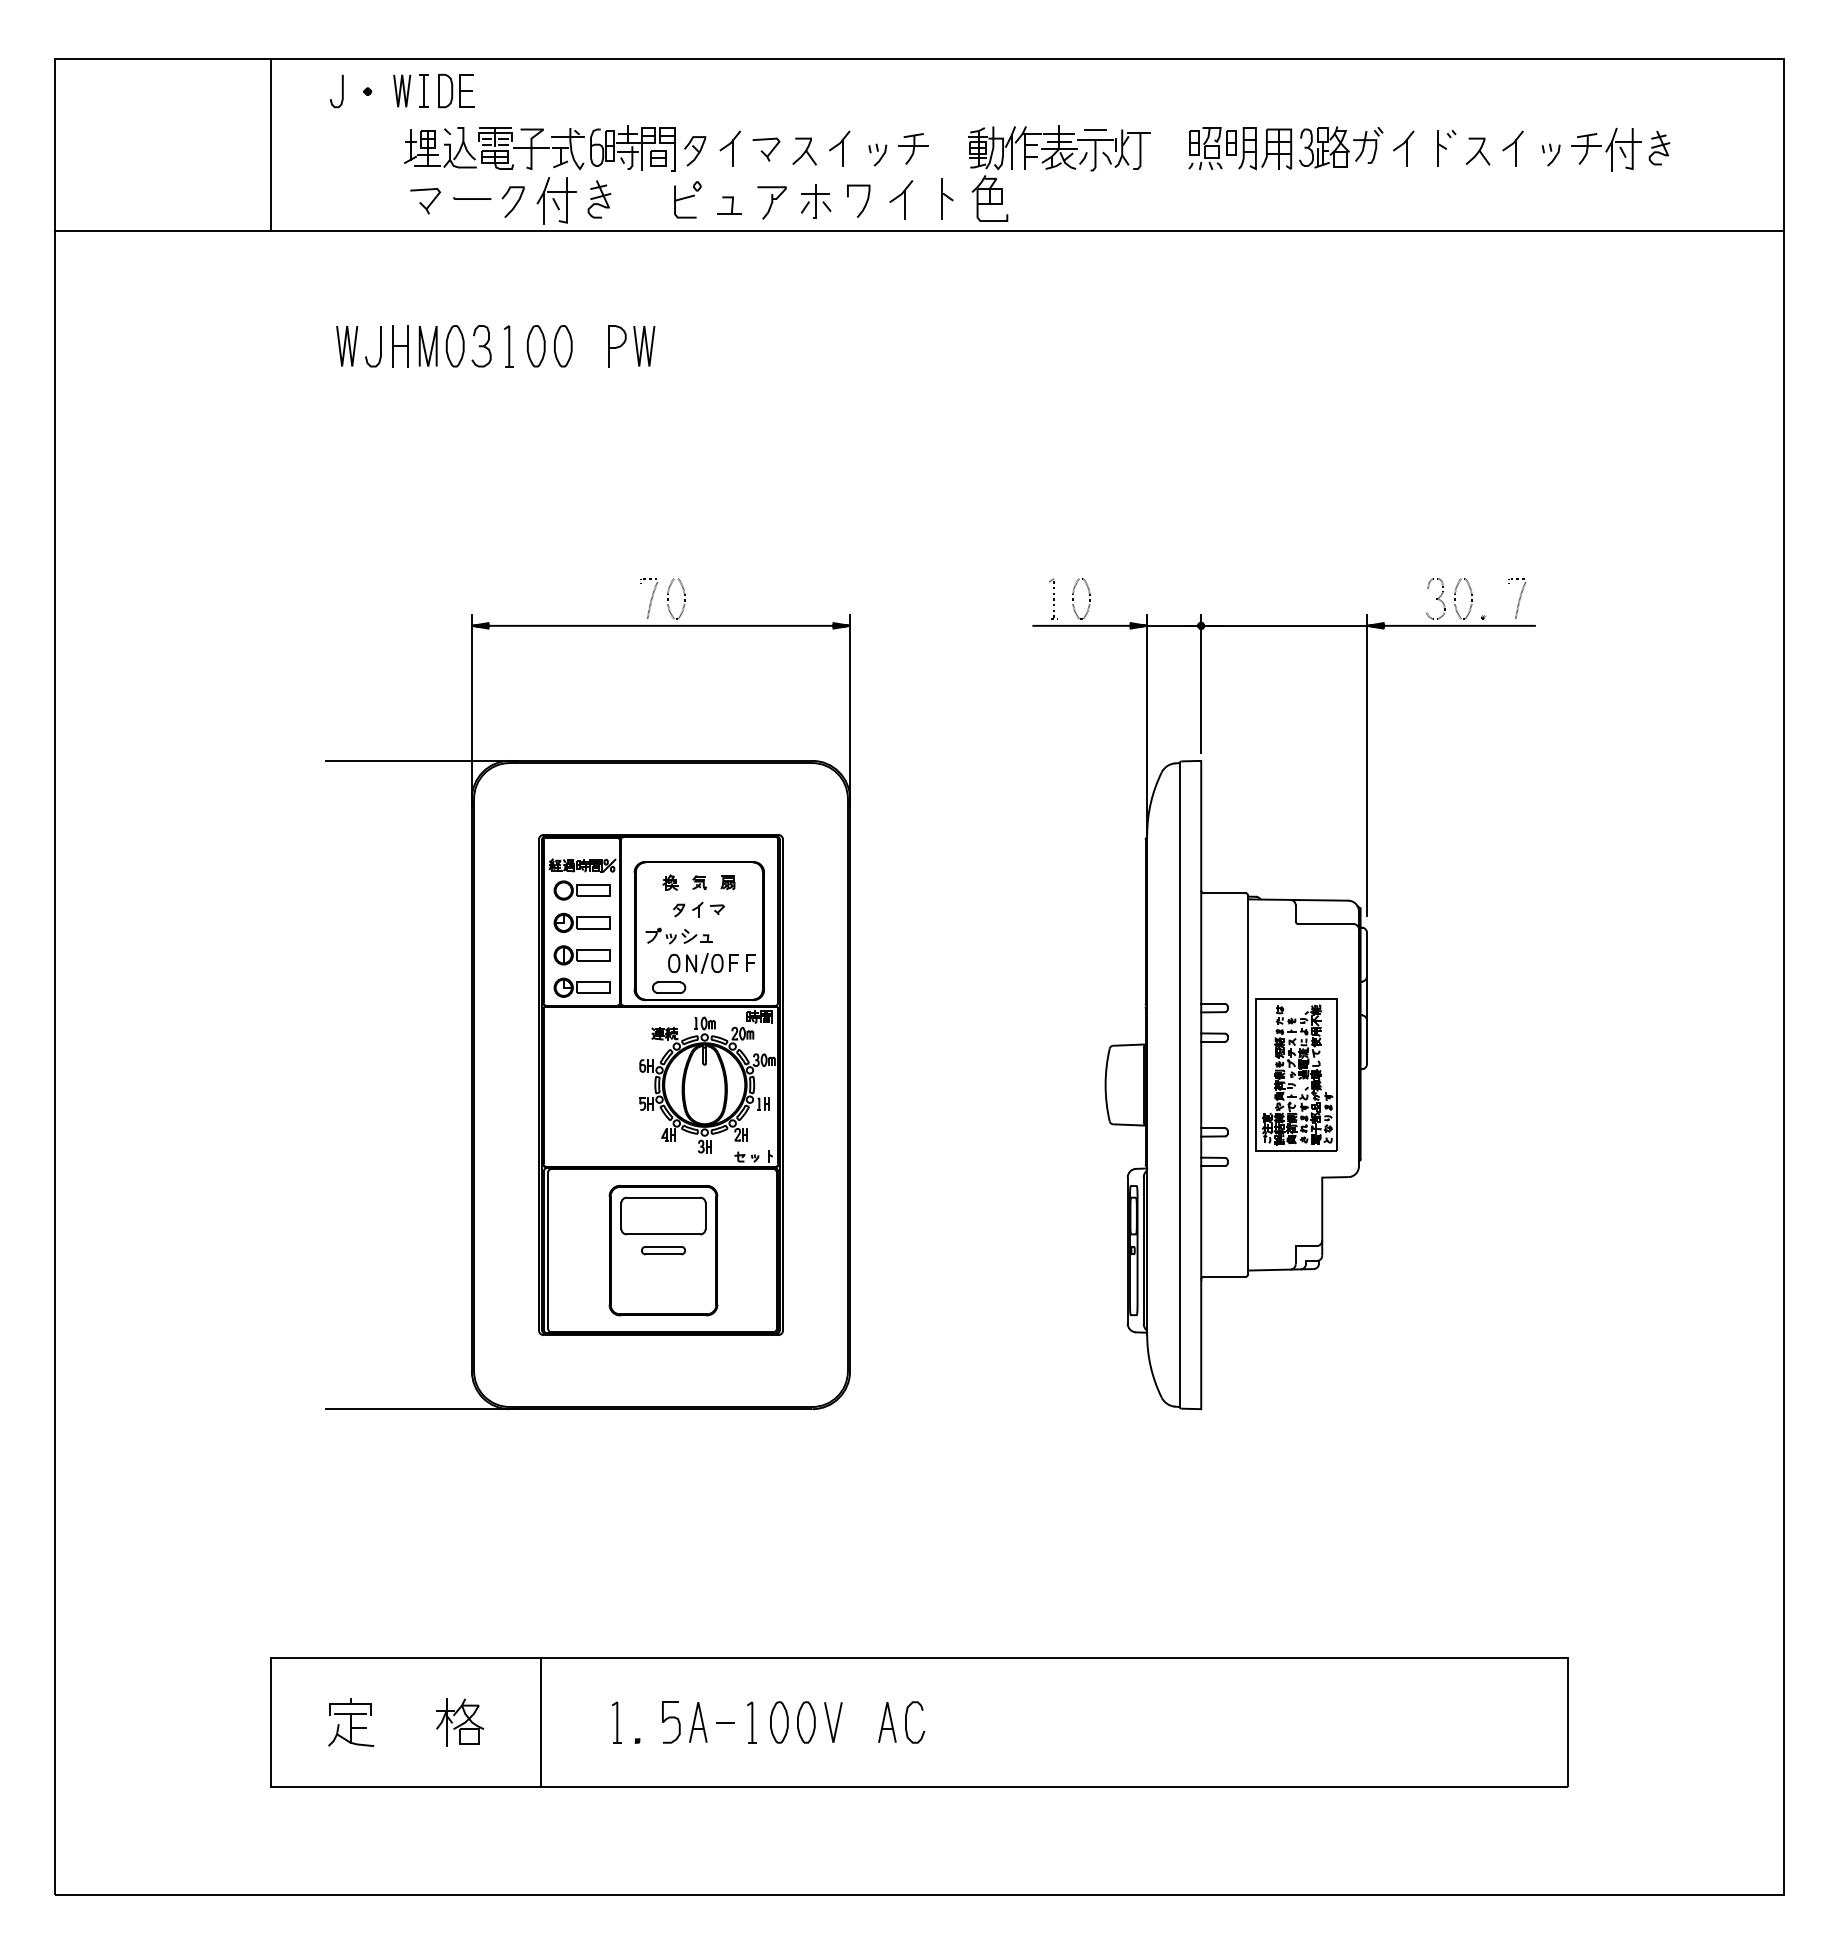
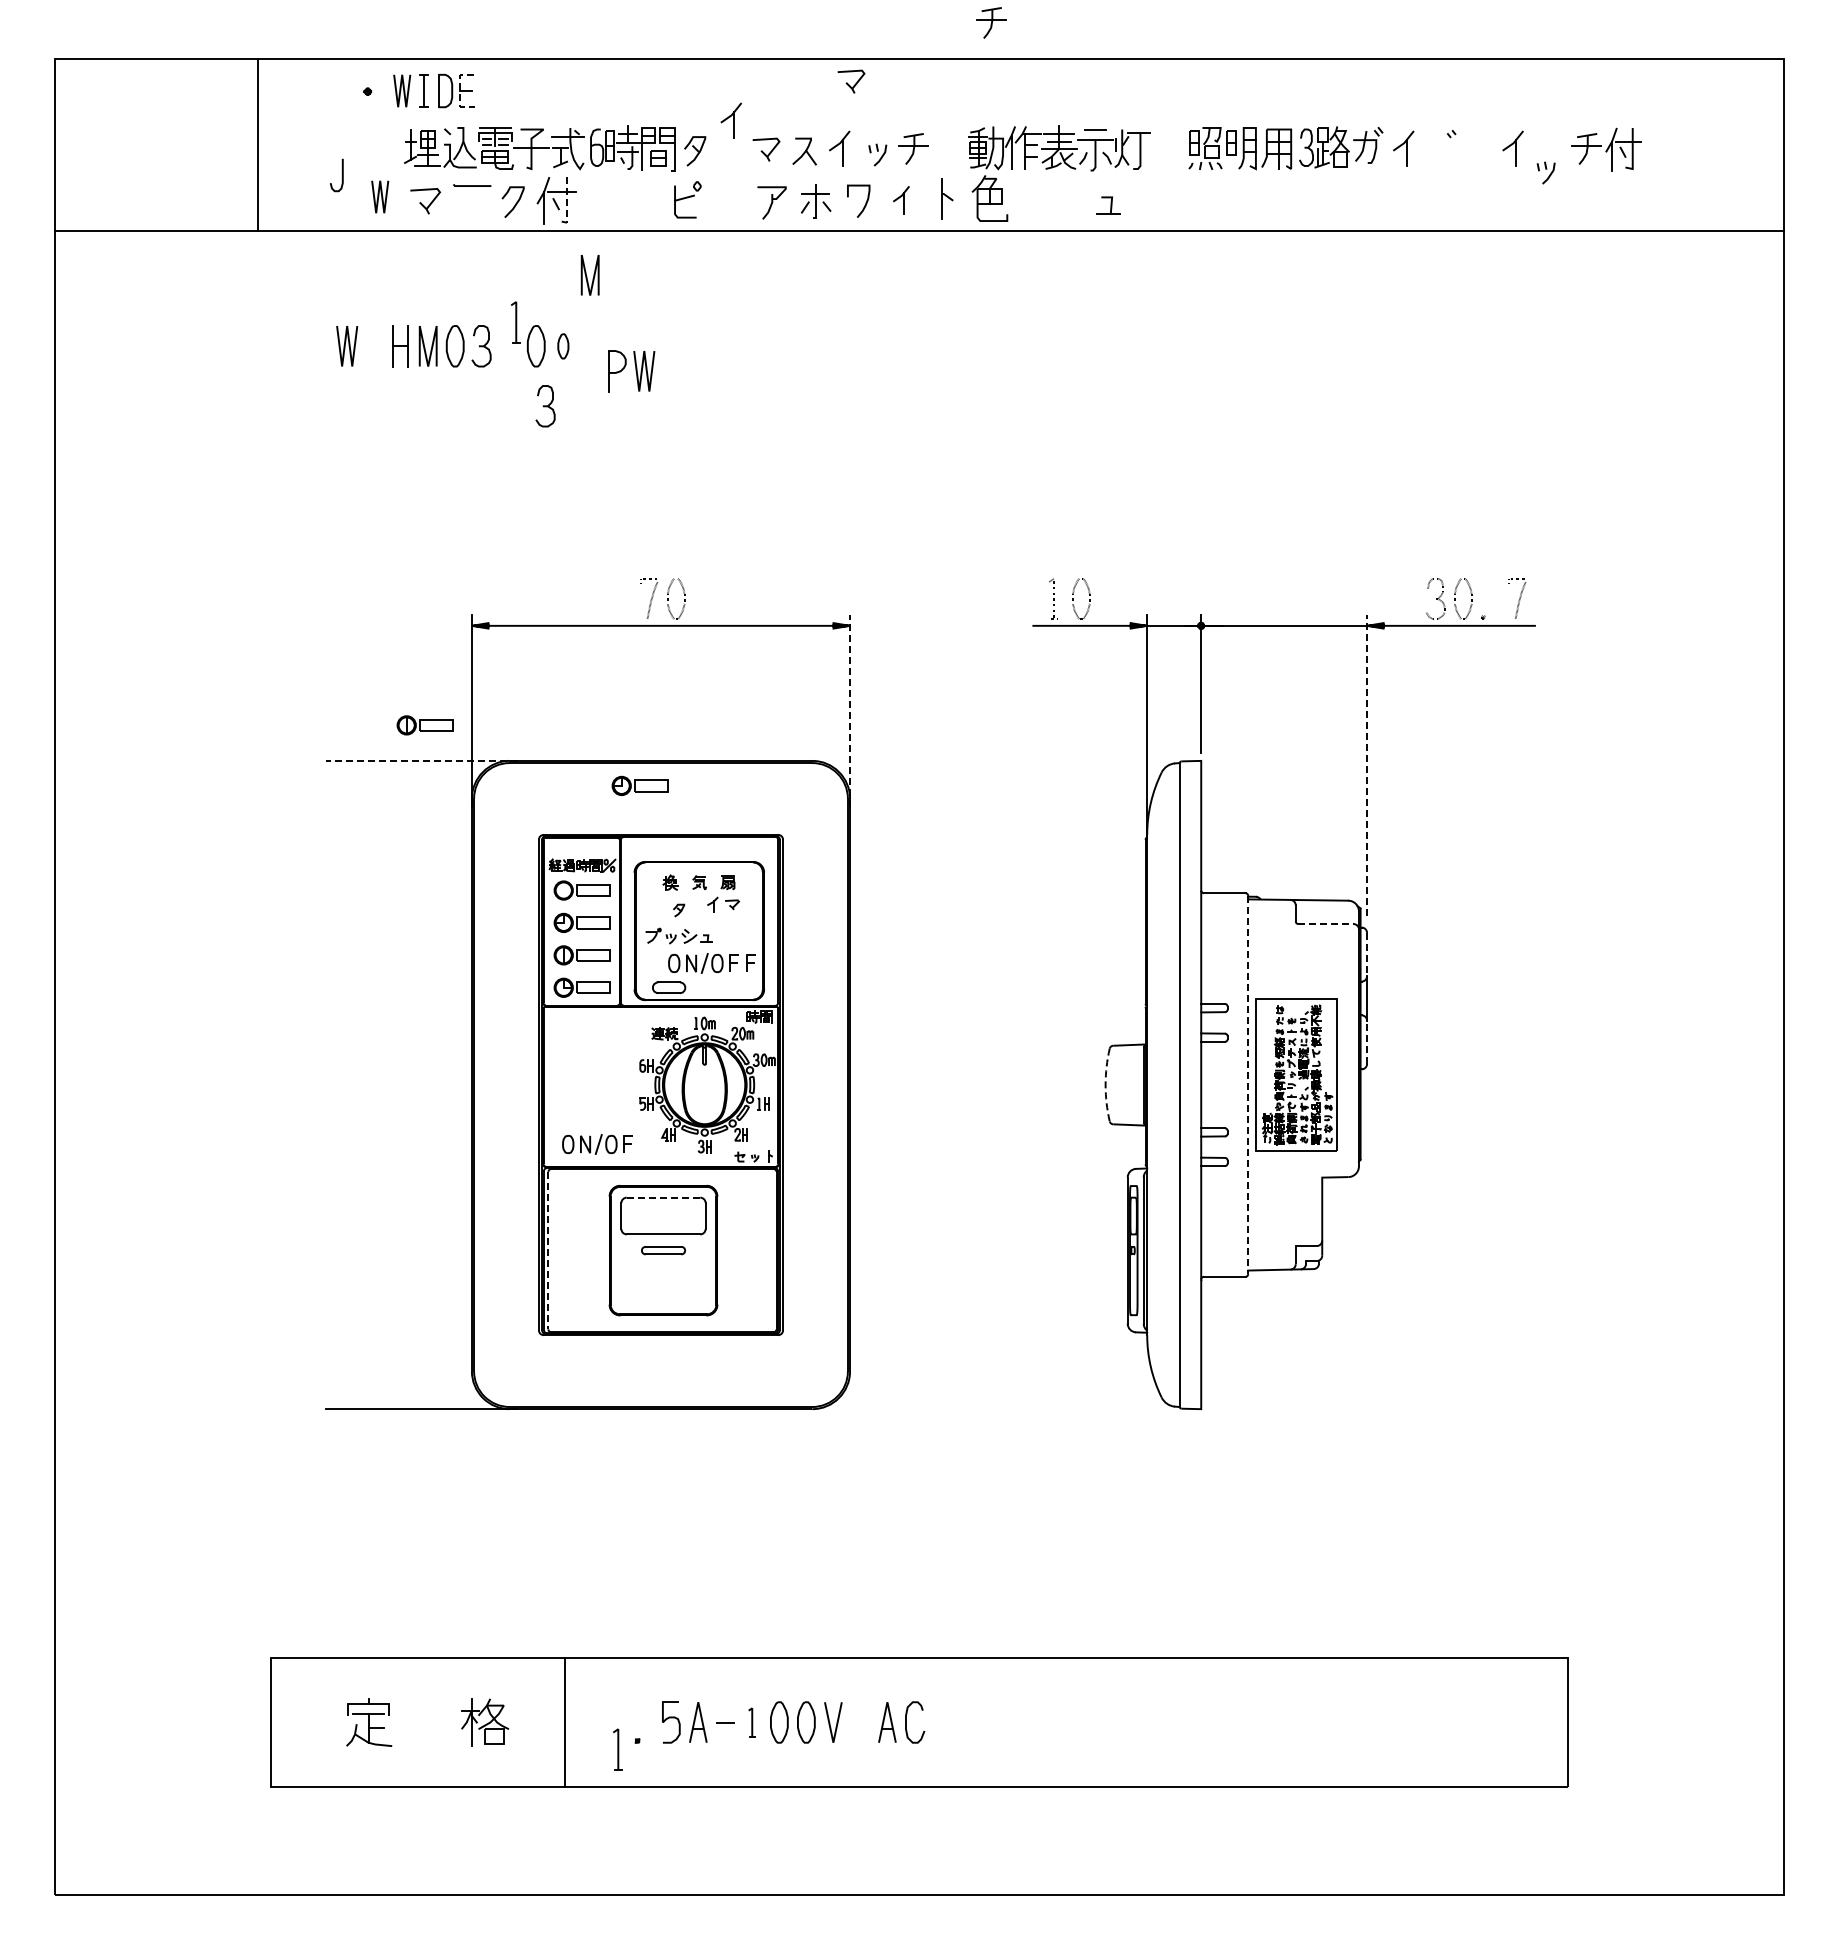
part: none -> present (991, 22)
part: none -> present (851, 81)
curve position: (341, 91) -> (341, 175) (341, 175)
line: solid -> dashed (460, 91)
line position: (271, 144) -> (258, 144) (258, 144)
part: present -> none (1659, 147)
part position: (729, 148) -> (730, 120) (730, 120)
part: present -> none (1441, 148)
part: present -> none (1477, 151)
part position: (1550, 154) -> (1545, 172) (1545, 172)
line: none -> present (379, 196)
line position: (472, 198) -> (472, 185) (472, 185)
part: present -> none (599, 199)
part size: 25x40 px -> 17x29 px (901, 200)
line: solid -> dashed (567, 204)
part position: (729, 205) -> (1108, 205) (1108, 205)
line: none -> present (587, 276)
curve: present -> none (380, 346)
part position: (508, 346) -> (515, 322) (515, 322)
part size: 19x43 px -> 13x27 px (563, 346)
part position: (631, 346) -> (631, 371) (631, 371)
part: none -> present (545, 406)
line: solid -> dashed (850, 710)
part: none -> present (424, 725)
line: solid -> dashed (421, 760)
line: solid -> dashed (1367, 765)
part: none -> present (639, 785)
part position: (708, 909) -> (723, 904) (723, 904)
line: solid -> dashed (1326, 924)
line: solid -> dashed (1367, 954)
line: solid -> dashed (1367, 1042)
arc: solid -> dashed (1105, 1085)
line: solid -> dashed (1248, 1085)
part: none -> present (597, 1144)
line: solid -> dashed (663, 1197)
line: solid -> dashed (548, 1250)
part position: (351, 1722) -> (369, 1722) (369, 1722)
part position: (460, 1722) -> (485, 1722) (485, 1722)
line position: (541, 1722) -> (565, 1722) (565, 1722)
part position: (616, 1722) -> (617, 1749) (617, 1749)
part size: 10x43 px -> 8x31 px (751, 1722)
